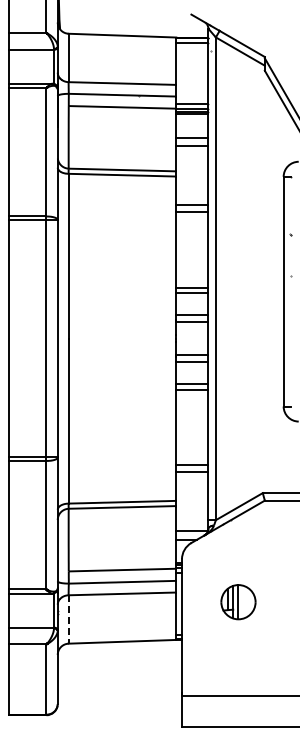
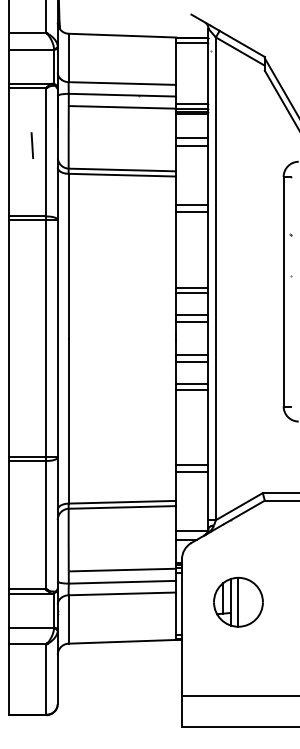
line: none -> present (32, 145)
part size: 37x37 px -> 51x52 px (238, 601)
line: dashed -> solid (68, 619)
